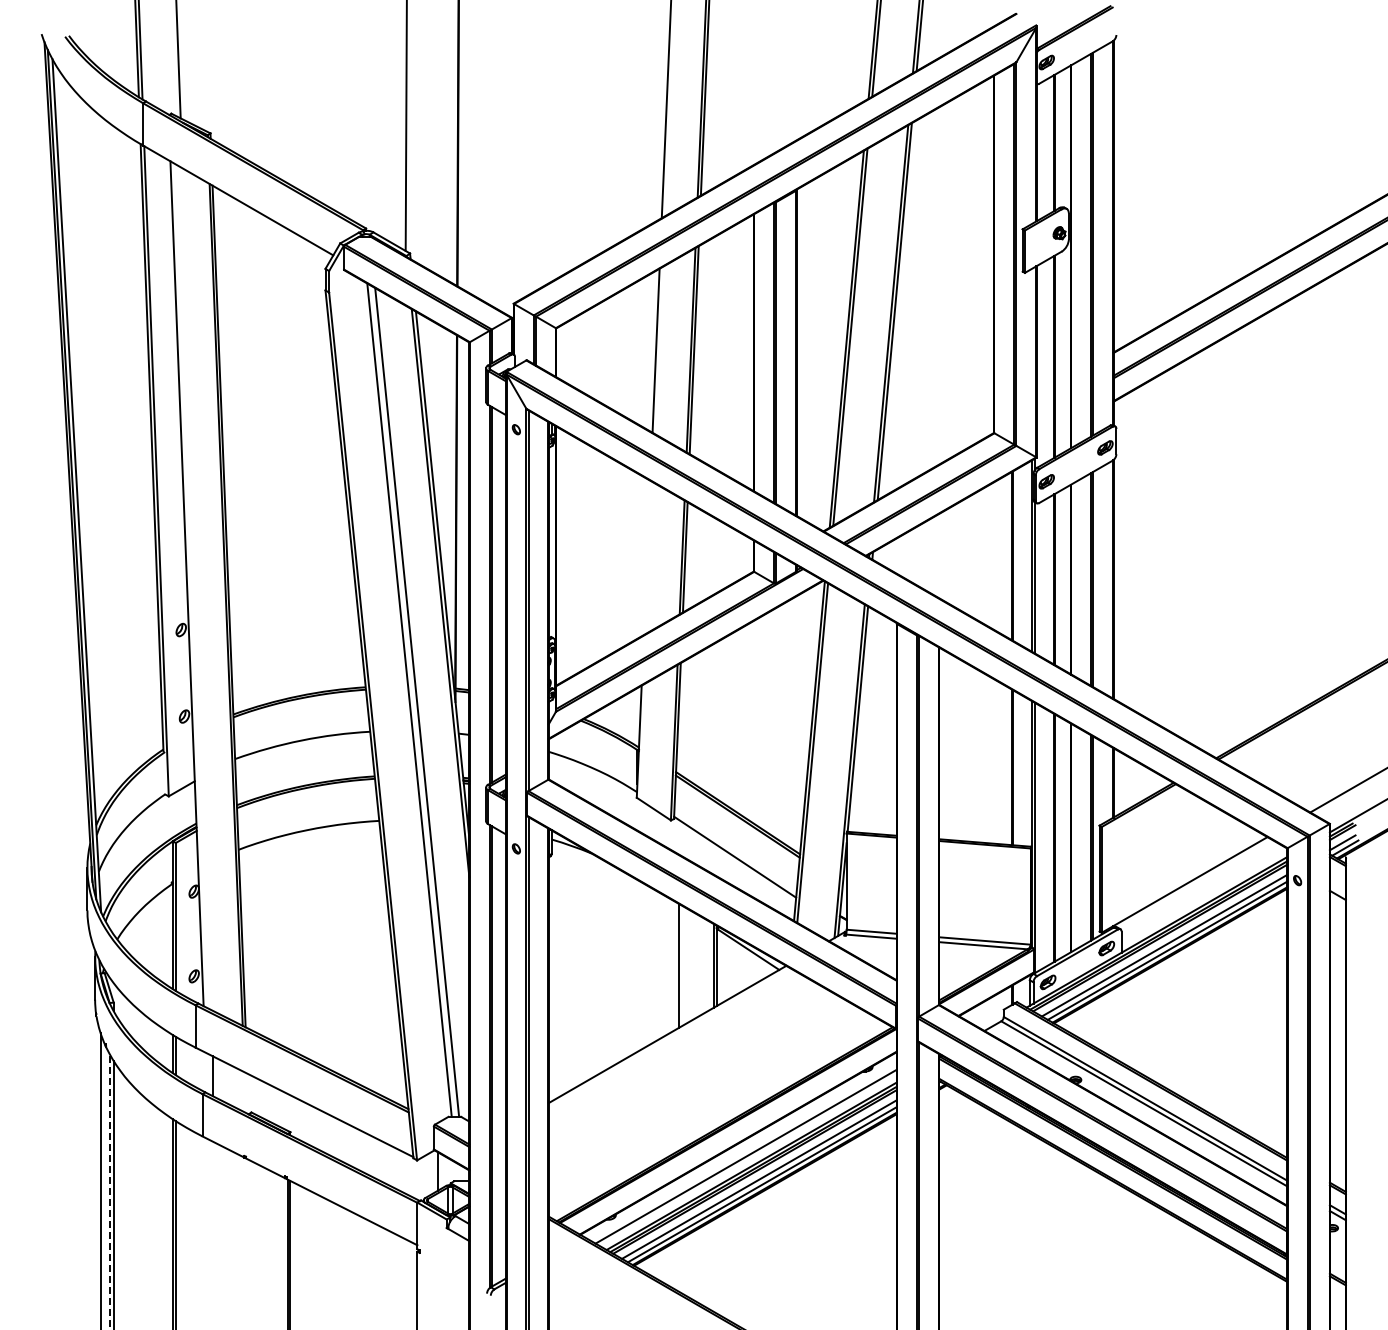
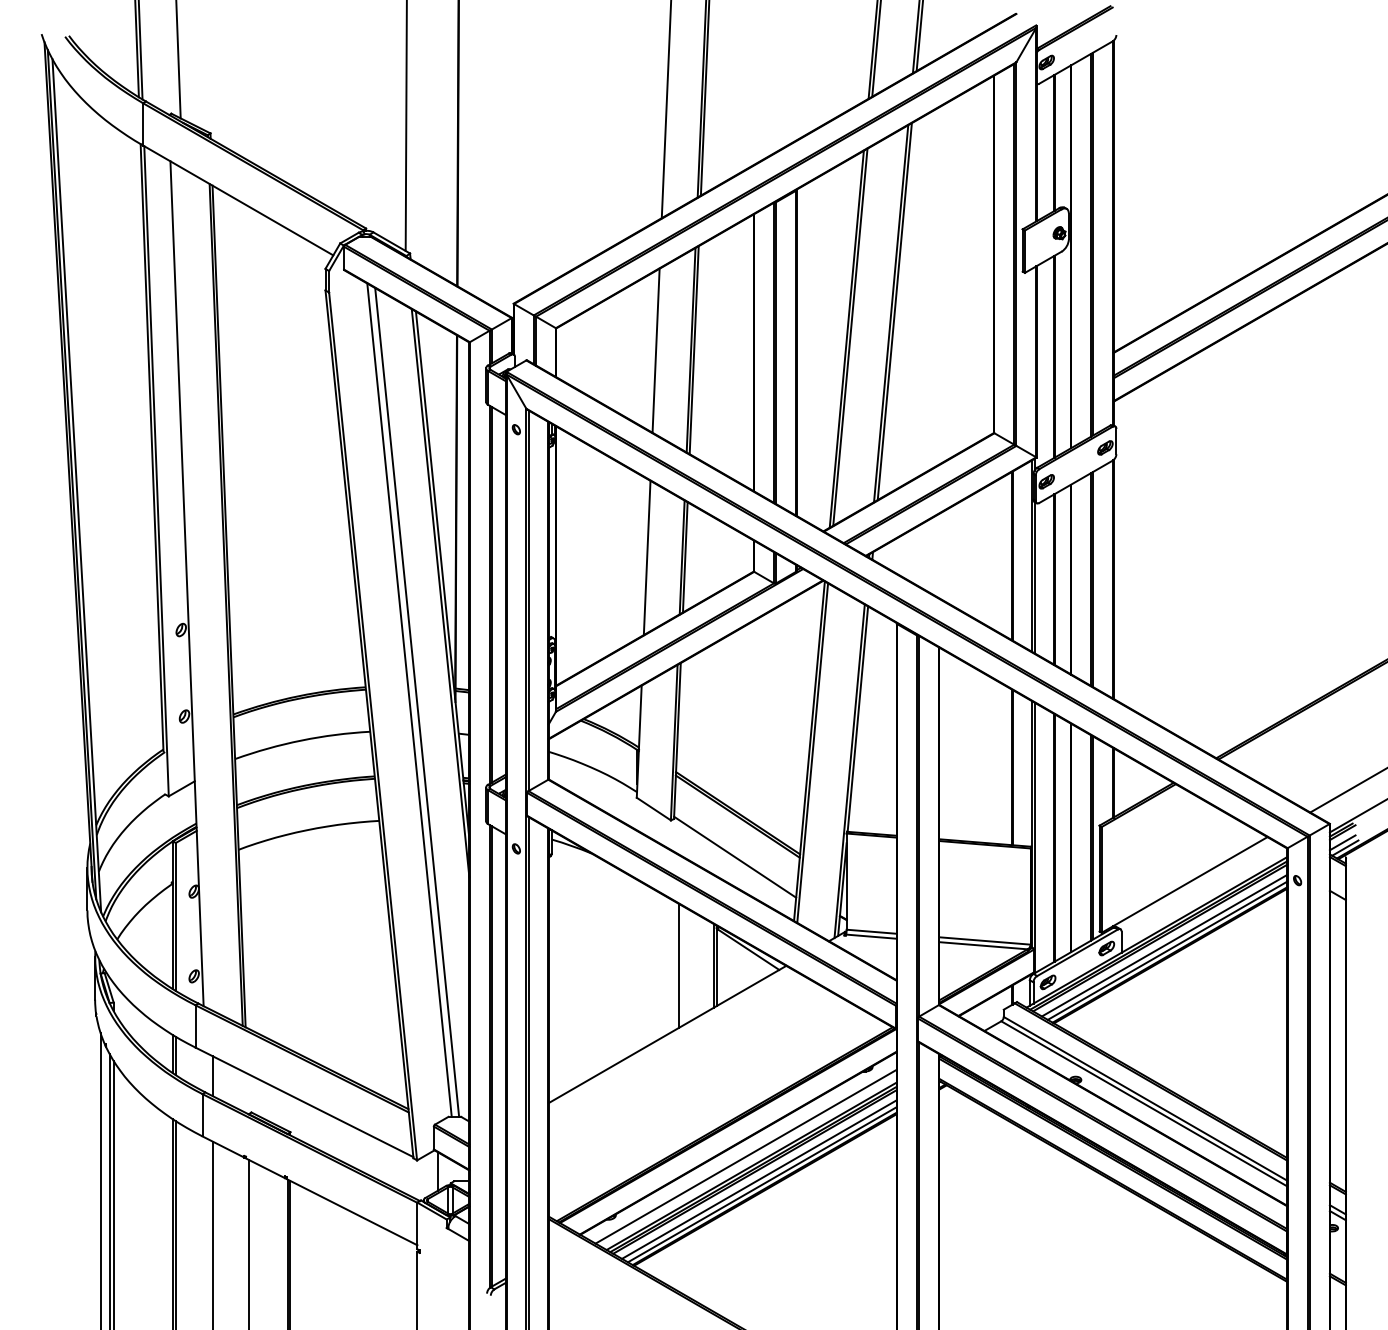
line: none -> present (646, 557)
line: dashed -> solid (109, 1191)
line: none -> present (212, 1233)
line: none -> present (248, 1242)
